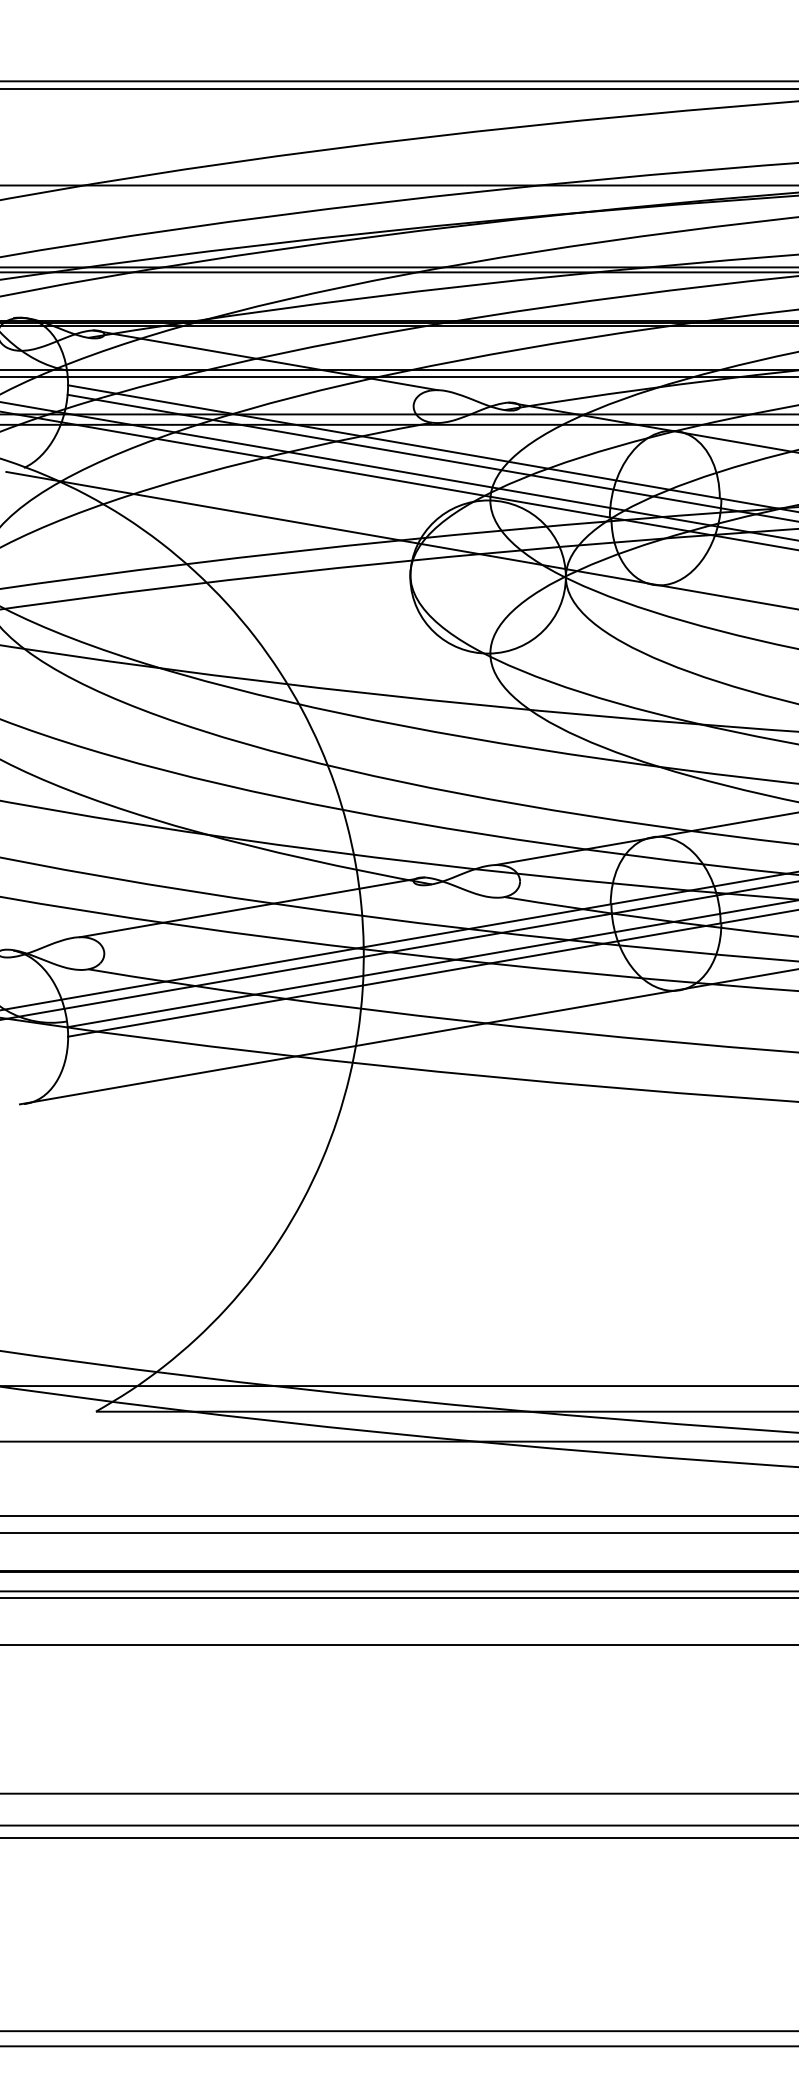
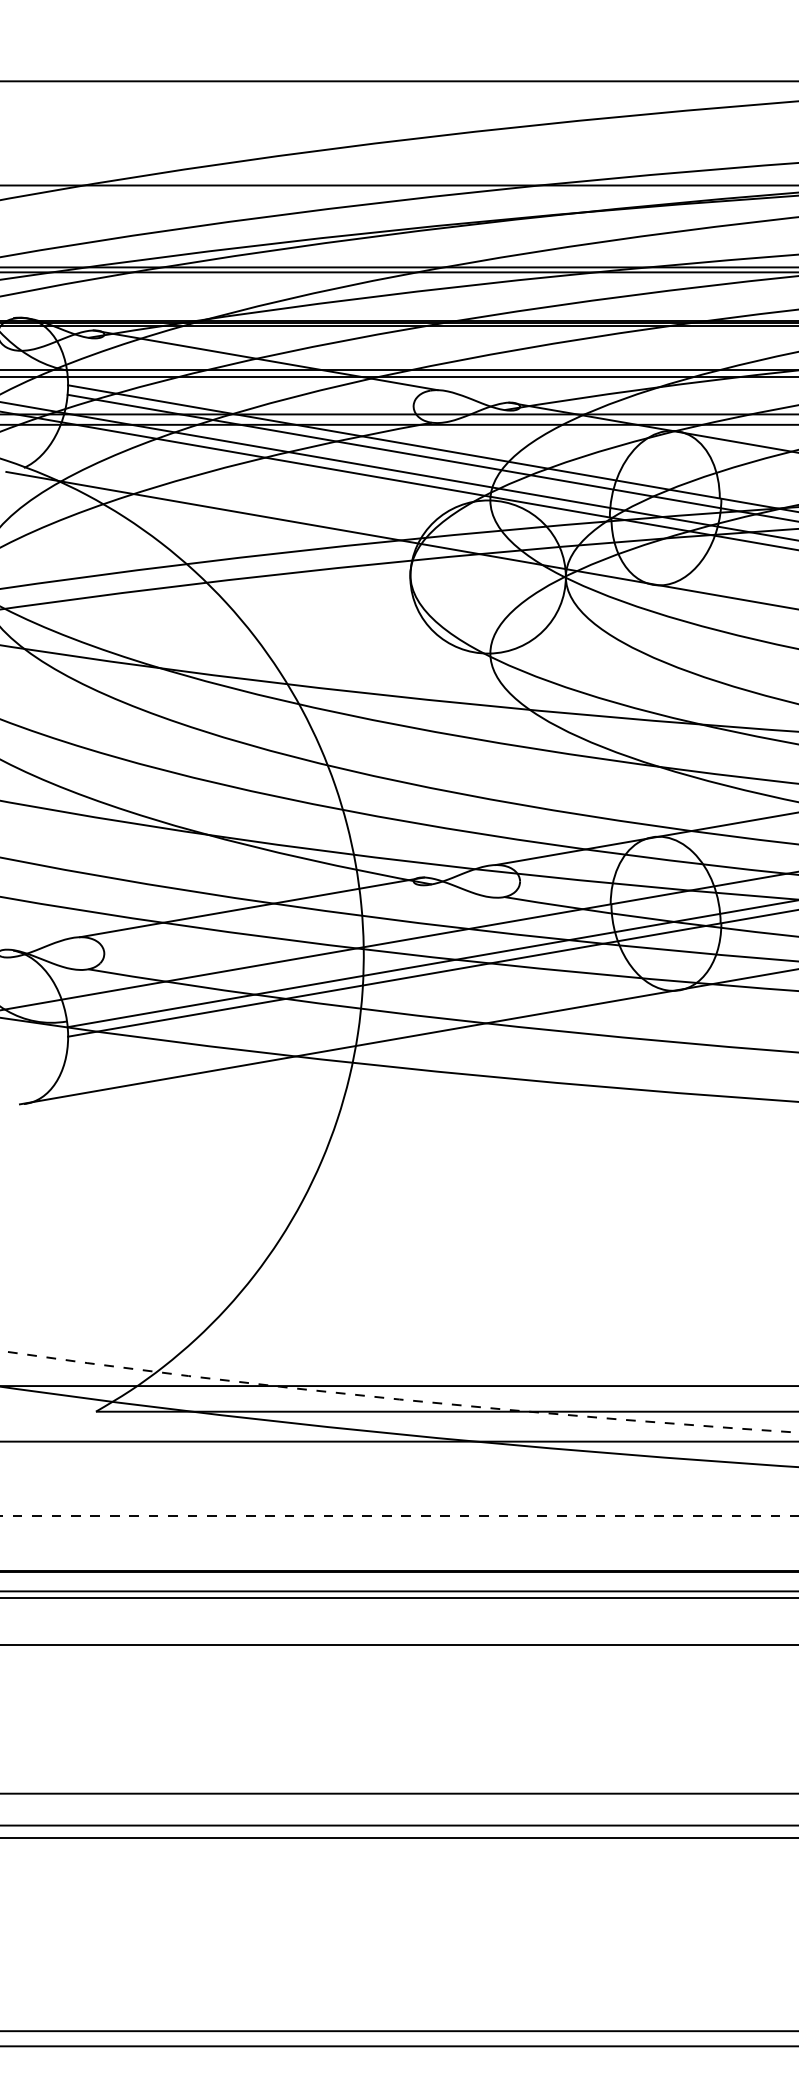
line: present -> none (398, 89)
line: present -> none (398, 950)
arc: solid -> dashed (397, 1399)
line: solid -> dashed (399, 1516)
line: present -> none (398, 1533)
